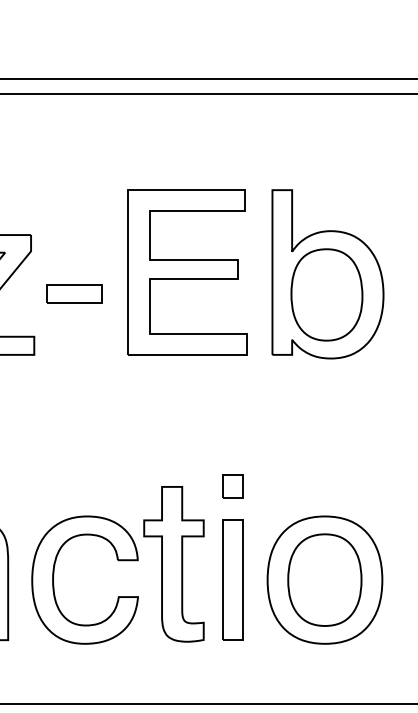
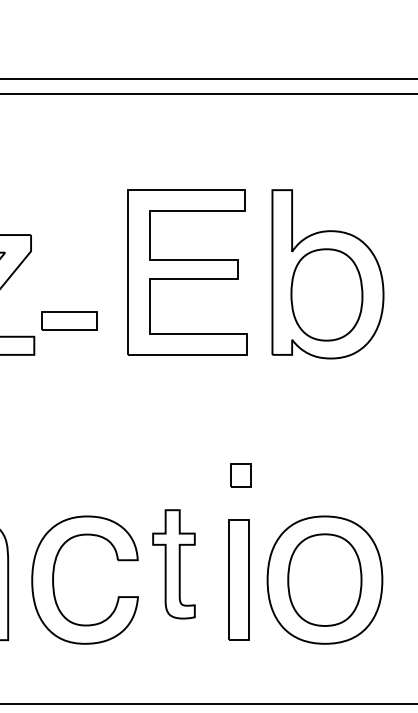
part position: (74, 293) -> (69, 320) (69, 320)
part position: (232, 486) -> (240, 475) (240, 475)
part size: 62x157 px -> 44x111 px (173, 564)
part position: (232, 579) -> (238, 579) (238, 579)
